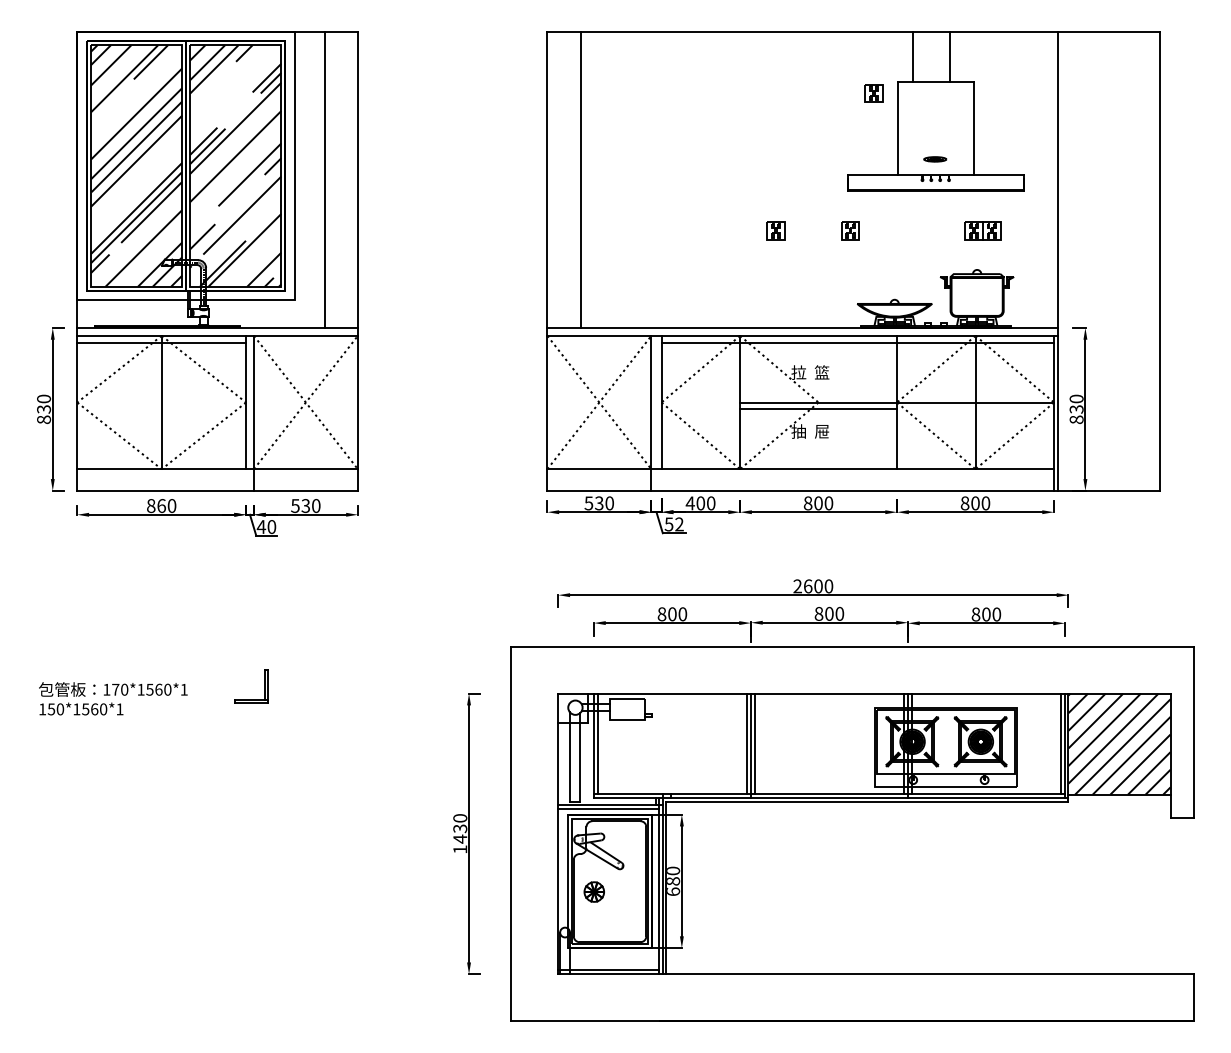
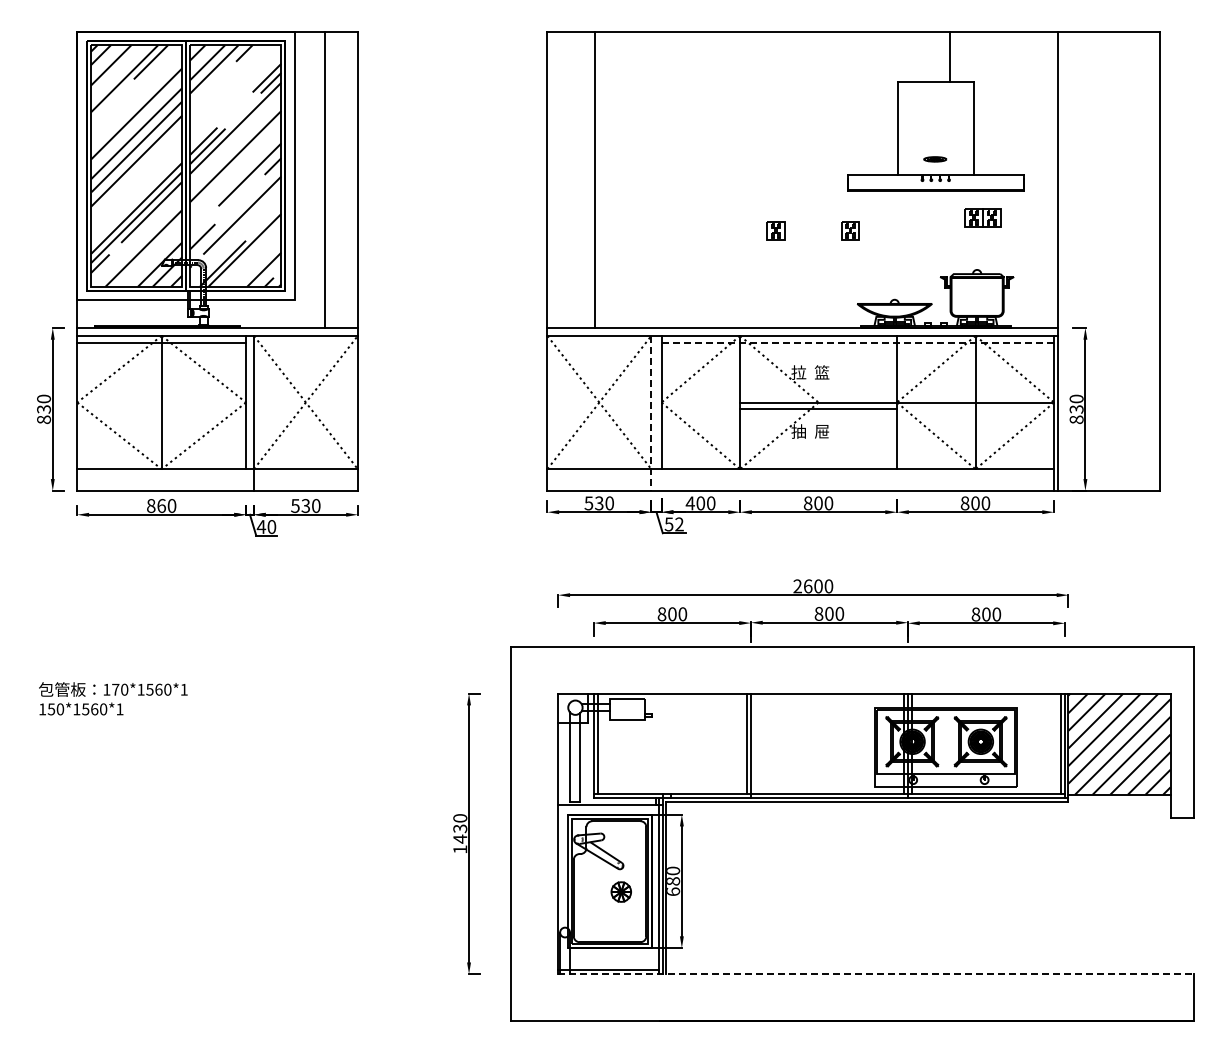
line: present -> none (912, 56)
part: present -> none (873, 93)
line position: (580, 179) -> (594, 179) (594, 179)
part position: (982, 230) -> (982, 217) (982, 217)
line: solid -> dashed (858, 342)
line: solid -> dashed (651, 413)
part: present -> none (264, 686)
line: present -> none (754, 743)
line: present -> none (608, 809)
part position: (593, 891) -> (620, 891) (620, 891)
line: solid -> dashed (876, 974)
